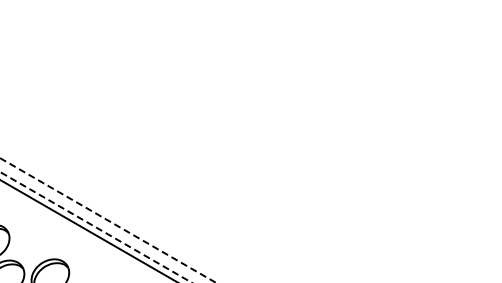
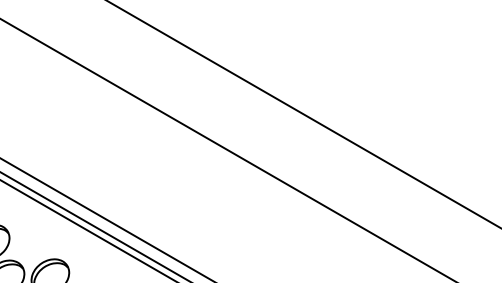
line: none -> present (303, 114)
line: none -> present (227, 149)
line: dashed -> solid (107, 220)
line: dashed -> solid (95, 227)
